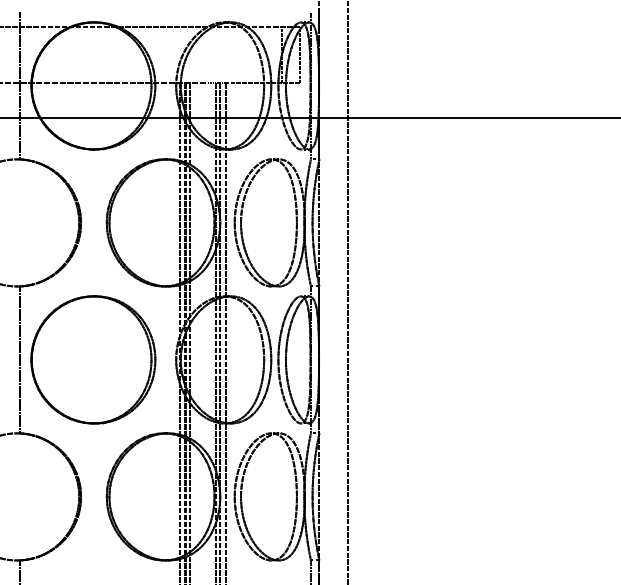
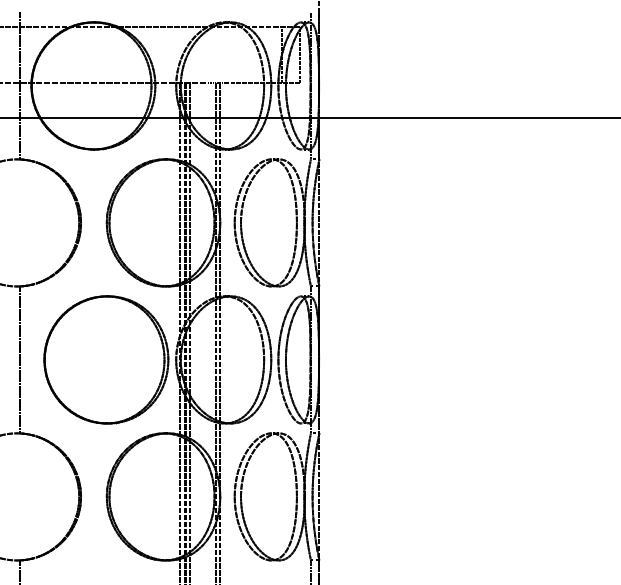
line: present -> none (347, 291)
line: present -> none (225, 332)
part position: (93, 359) -> (106, 359) (106, 359)
